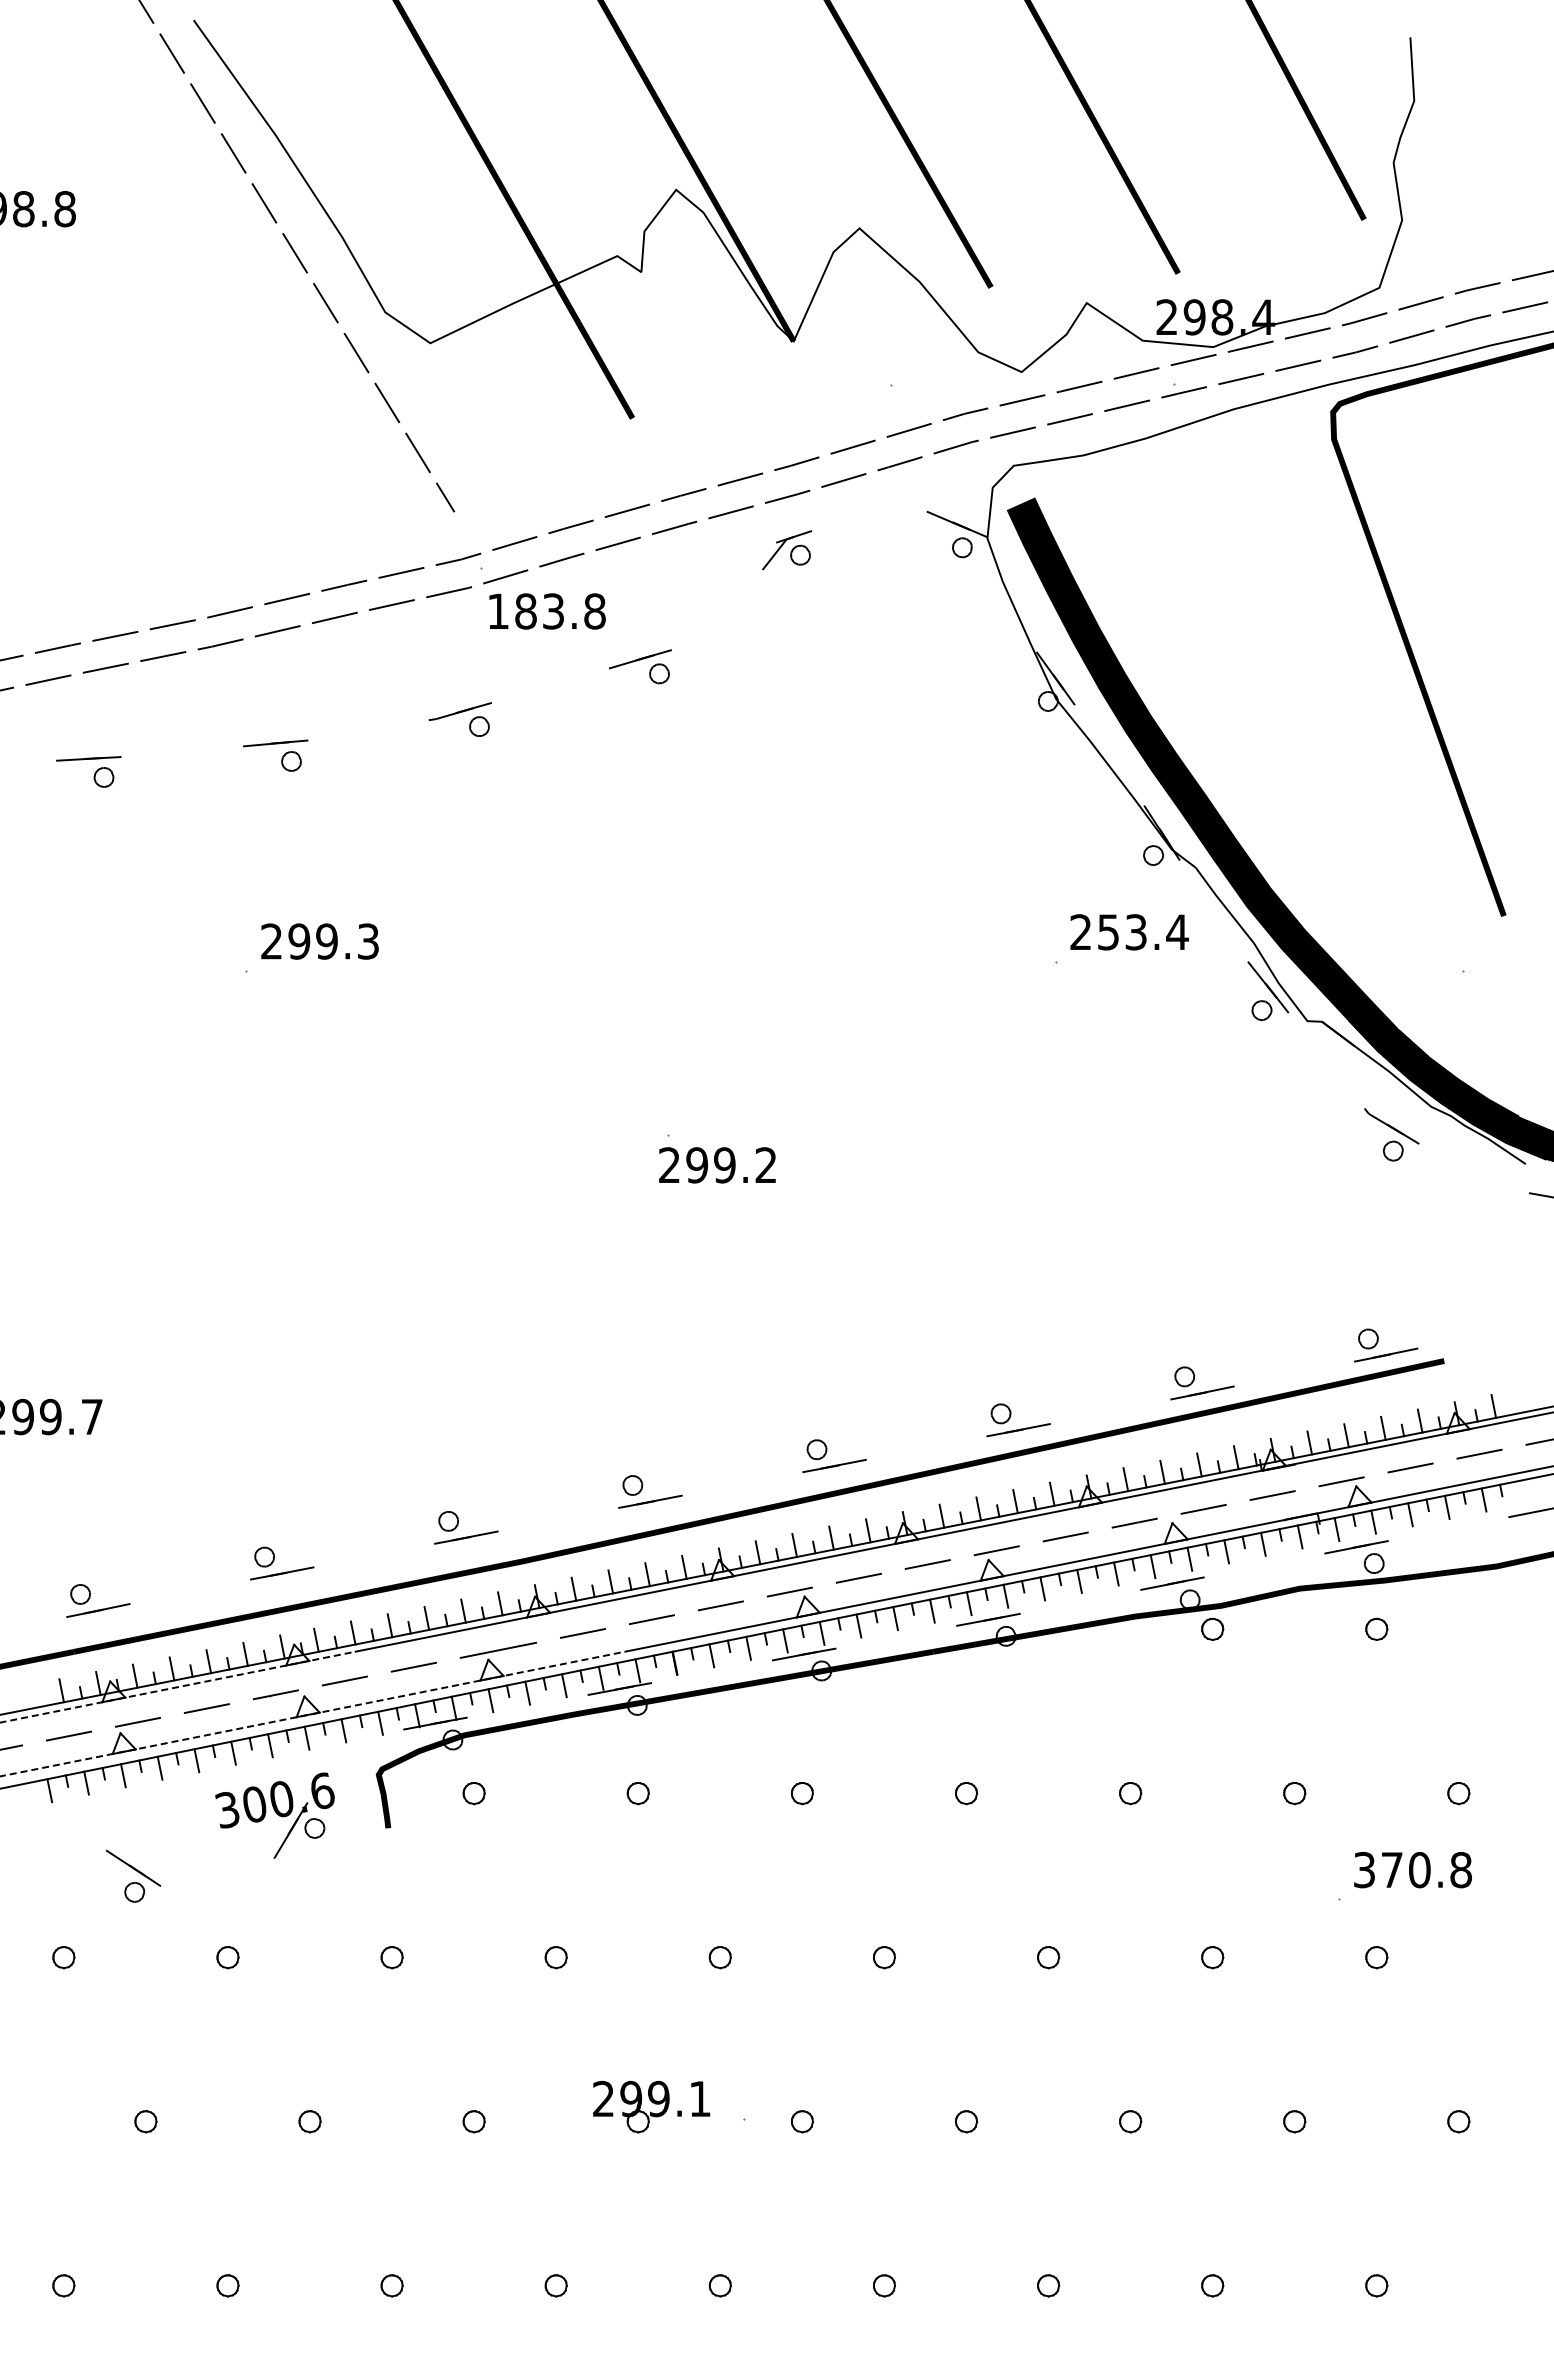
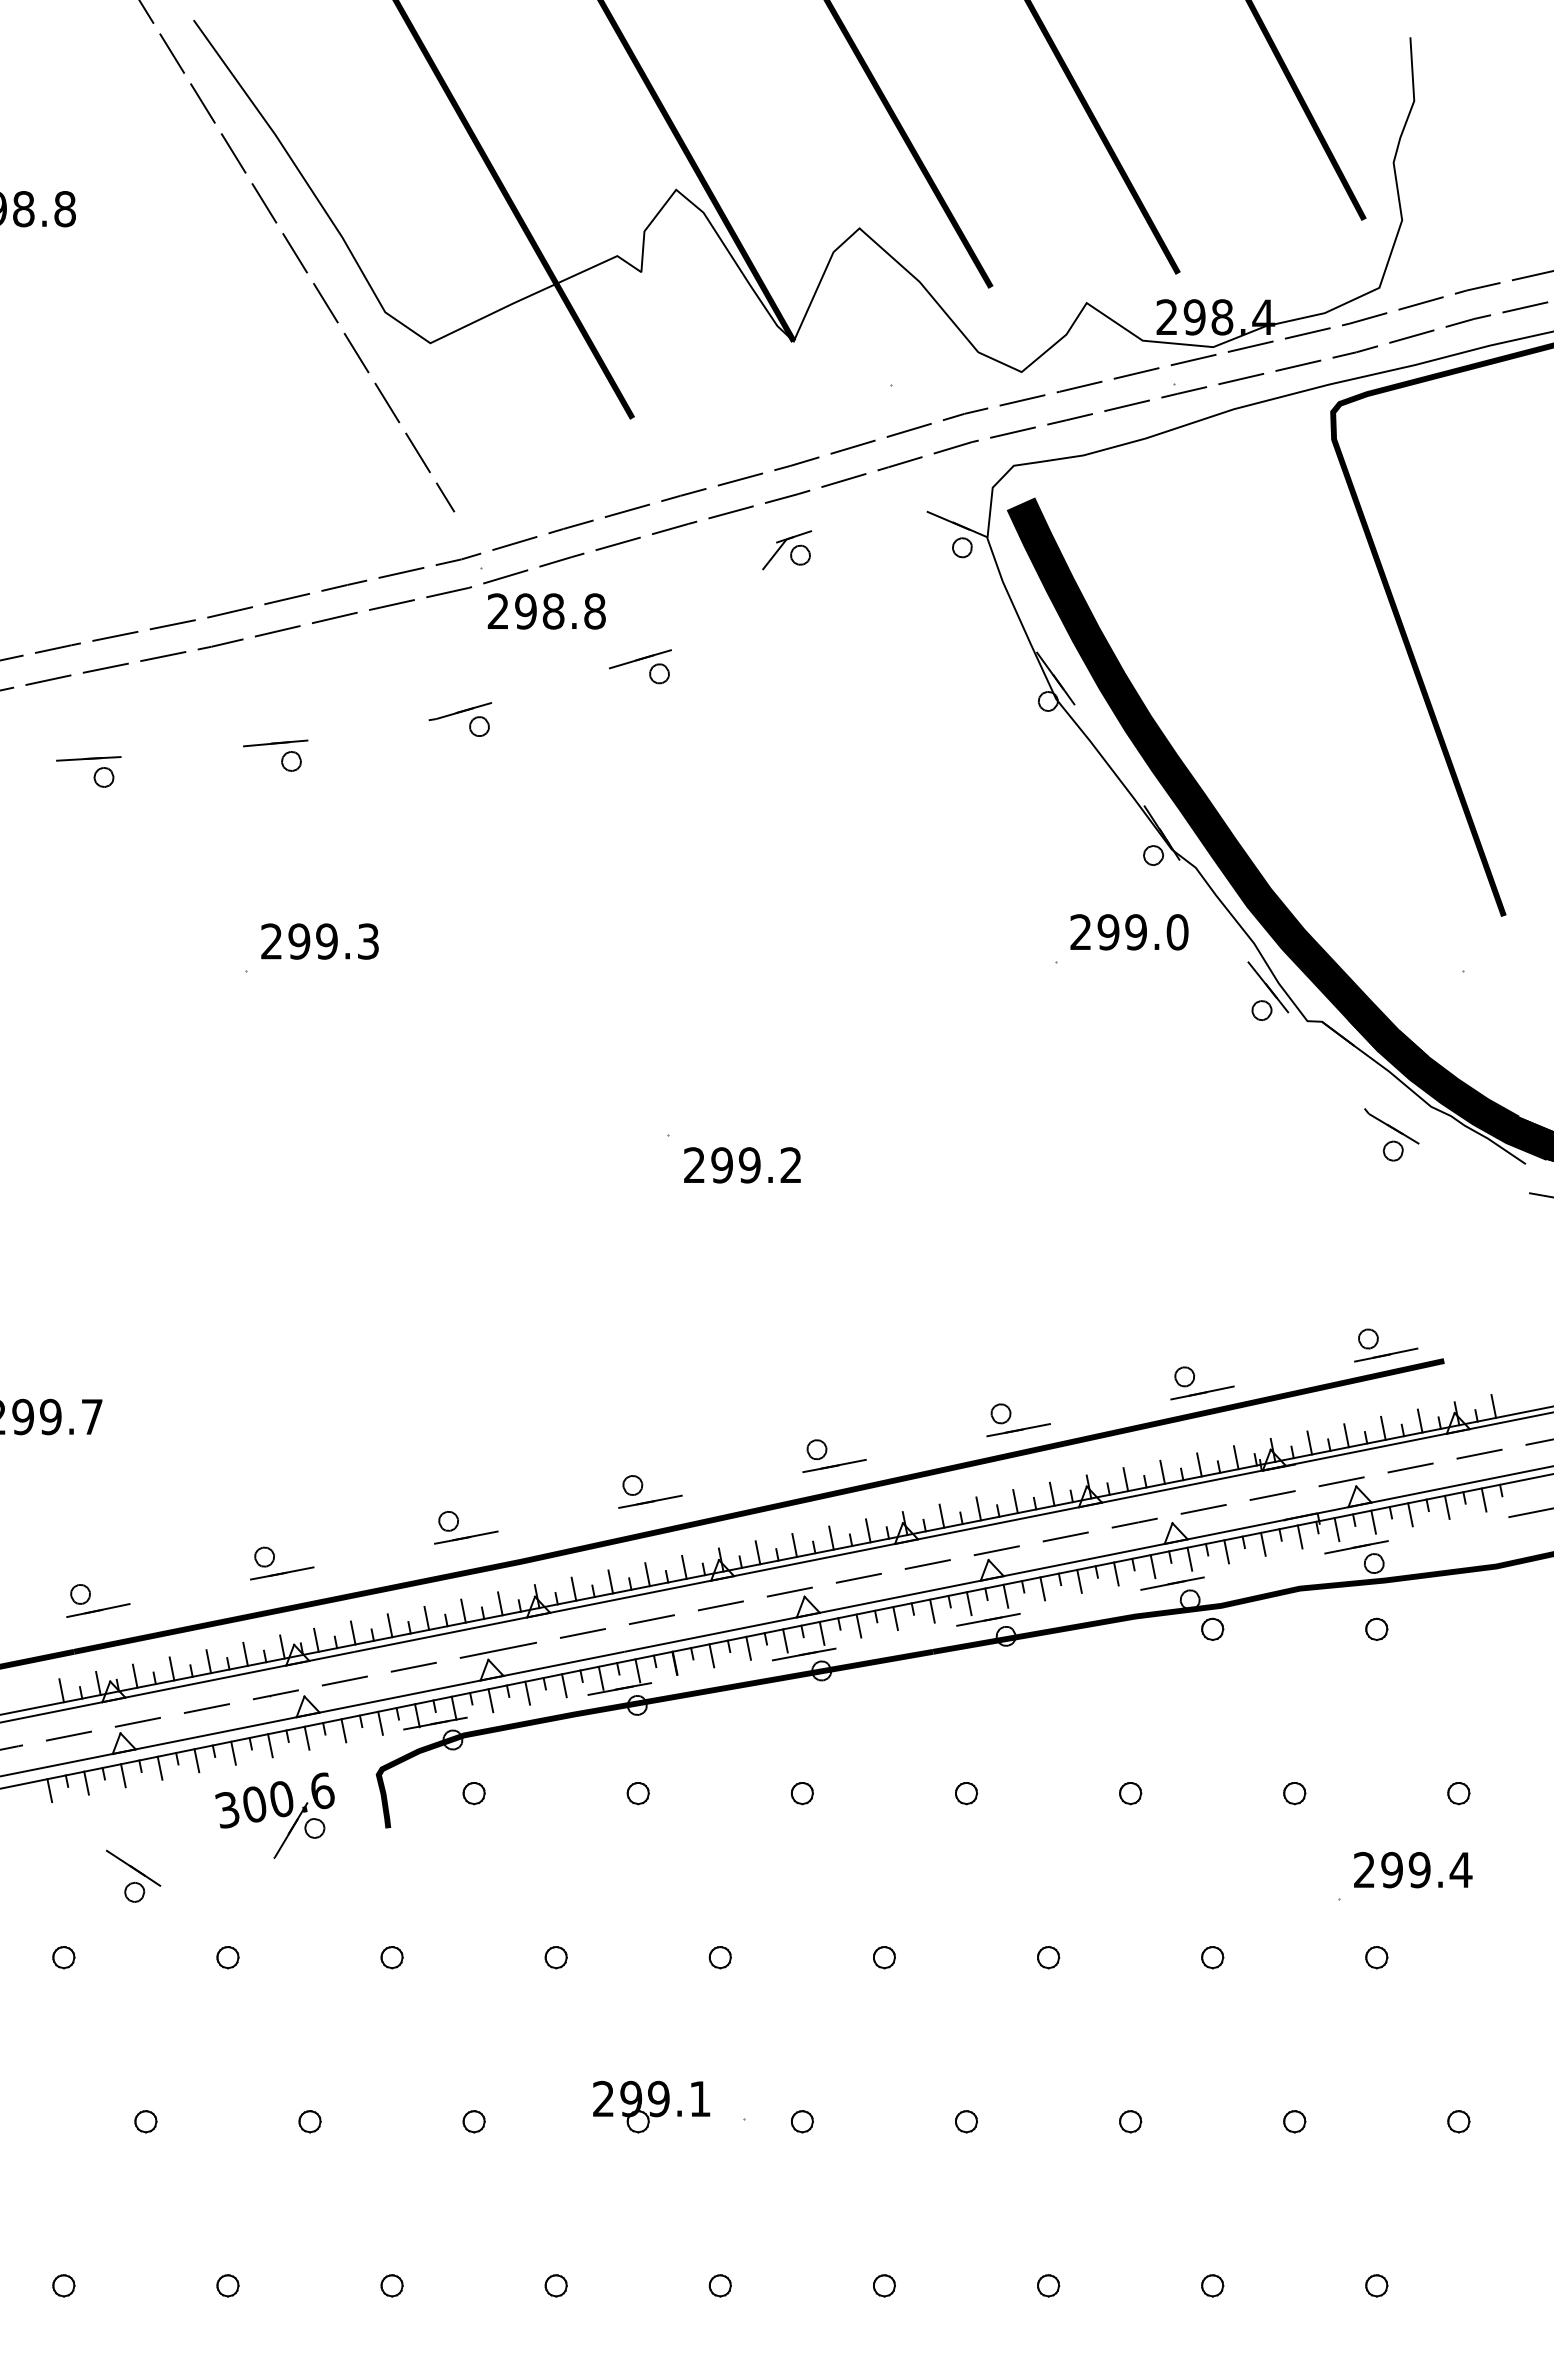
text: 183.8 -> 298.8 (525, 611)
text: 253.4 -> 299.0 (1142, 932)
text position: (717, 1165) -> (742, 1165) (742, 1165)
line: dashed -> solid (177, 1687)
line: dashed -> solid (312, 1714)
text: 370.8 -> 299.4 (1413, 1870)
